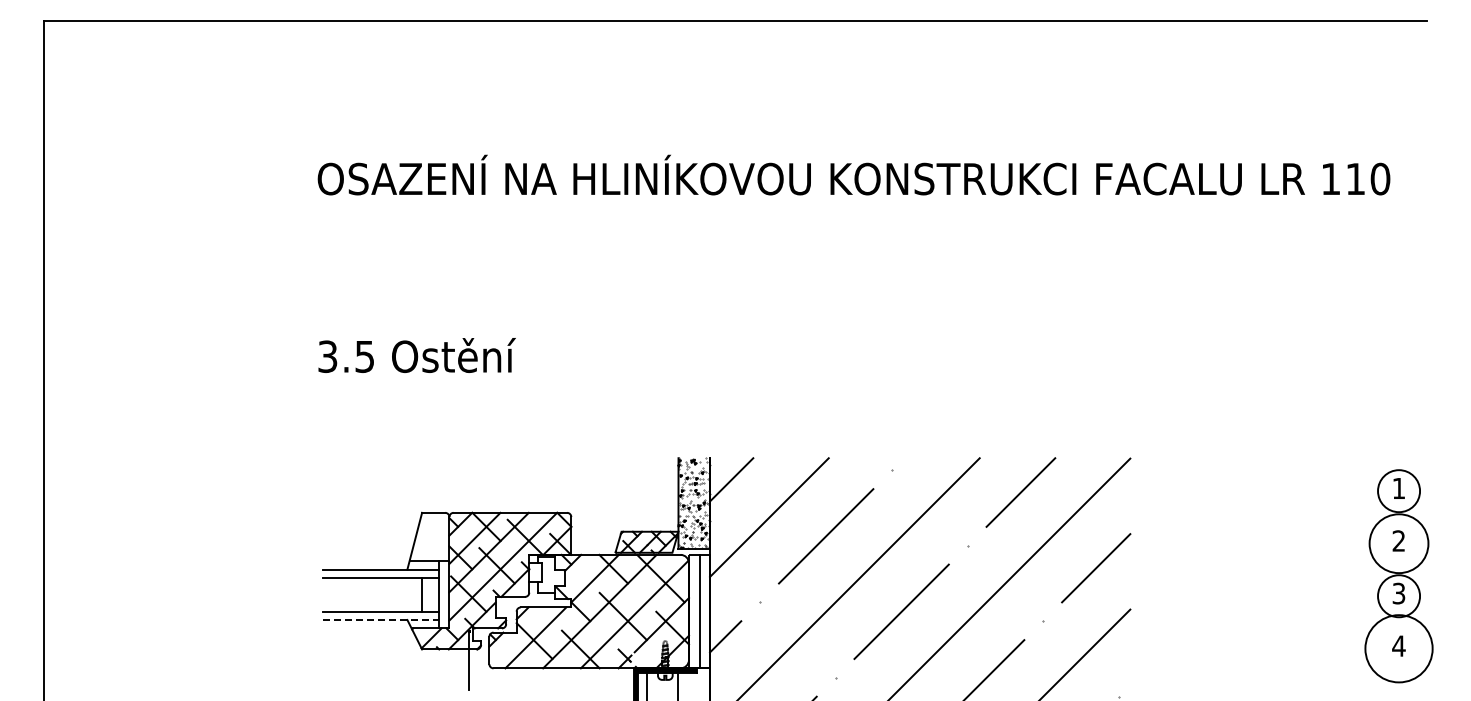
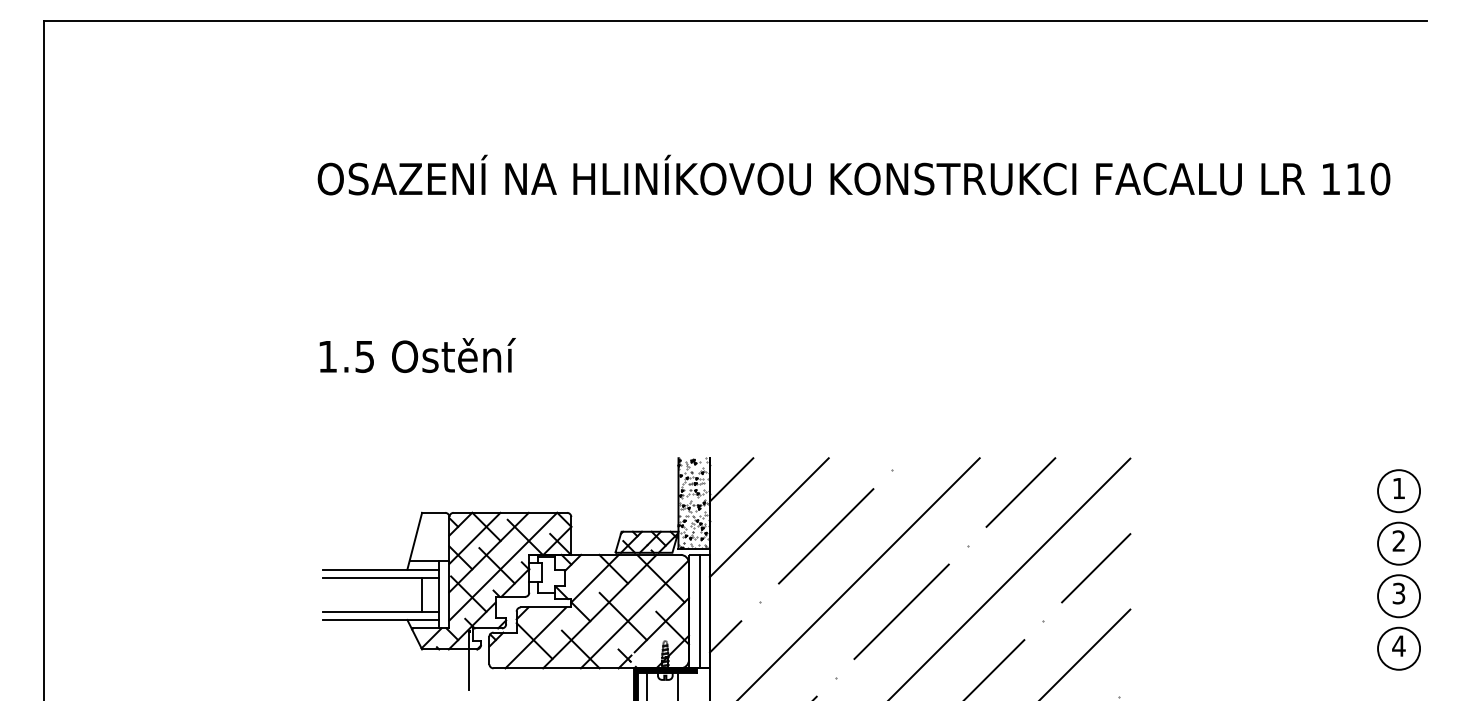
text: 3.5 -> 1.5 (327, 356)
circle diameter: 59 px -> 42 px (1399, 543)
line: dashed -> solid (381, 620)
circle diameter: 67 px -> 42 px (1399, 648)
